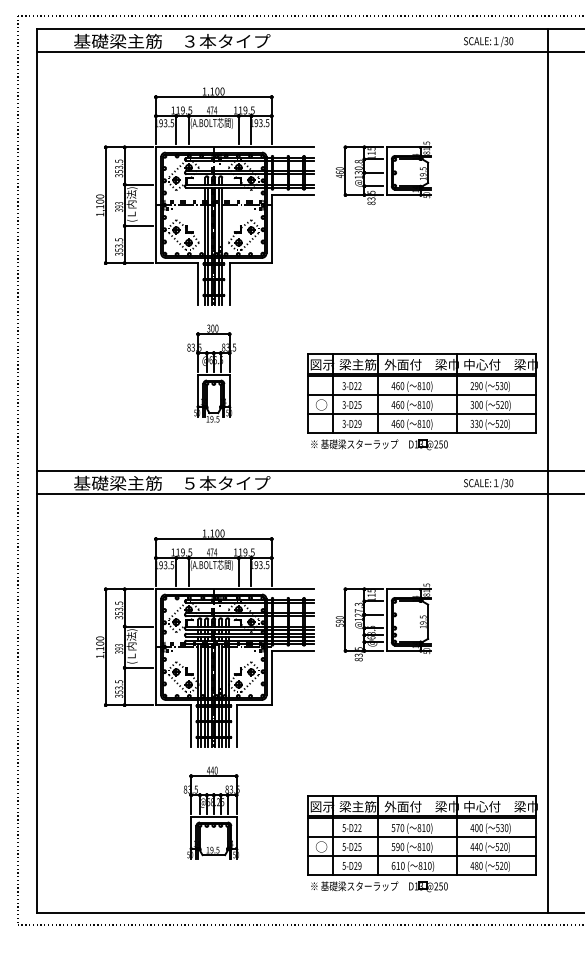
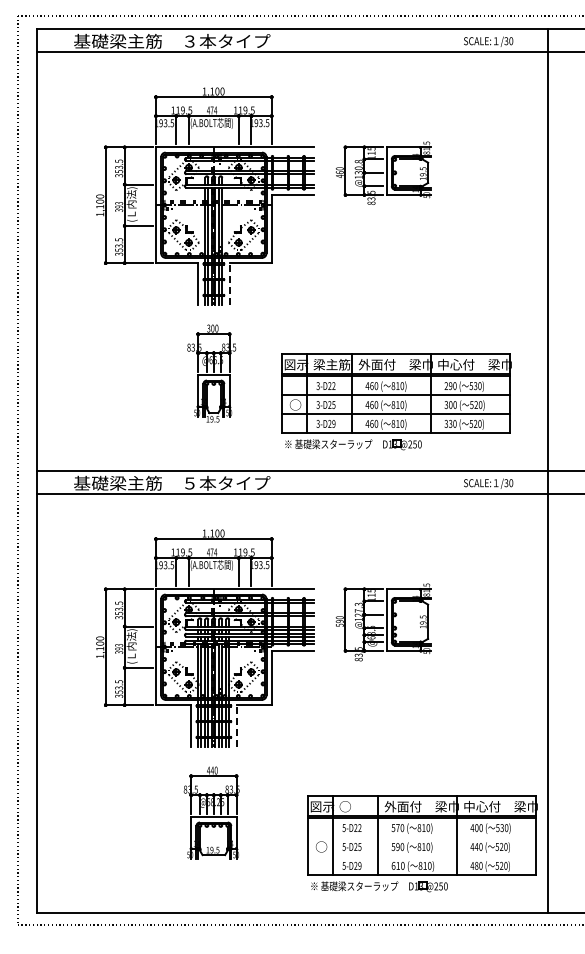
line: solid -> dashed (229, 283)
part position: (422, 401) -> (396, 401) (396, 401)
line: solid -> dashed (236, 725)
text: 梁主筋 -> ○ (357, 806)
line: present -> none (421, 836)
line: present -> none (421, 855)
